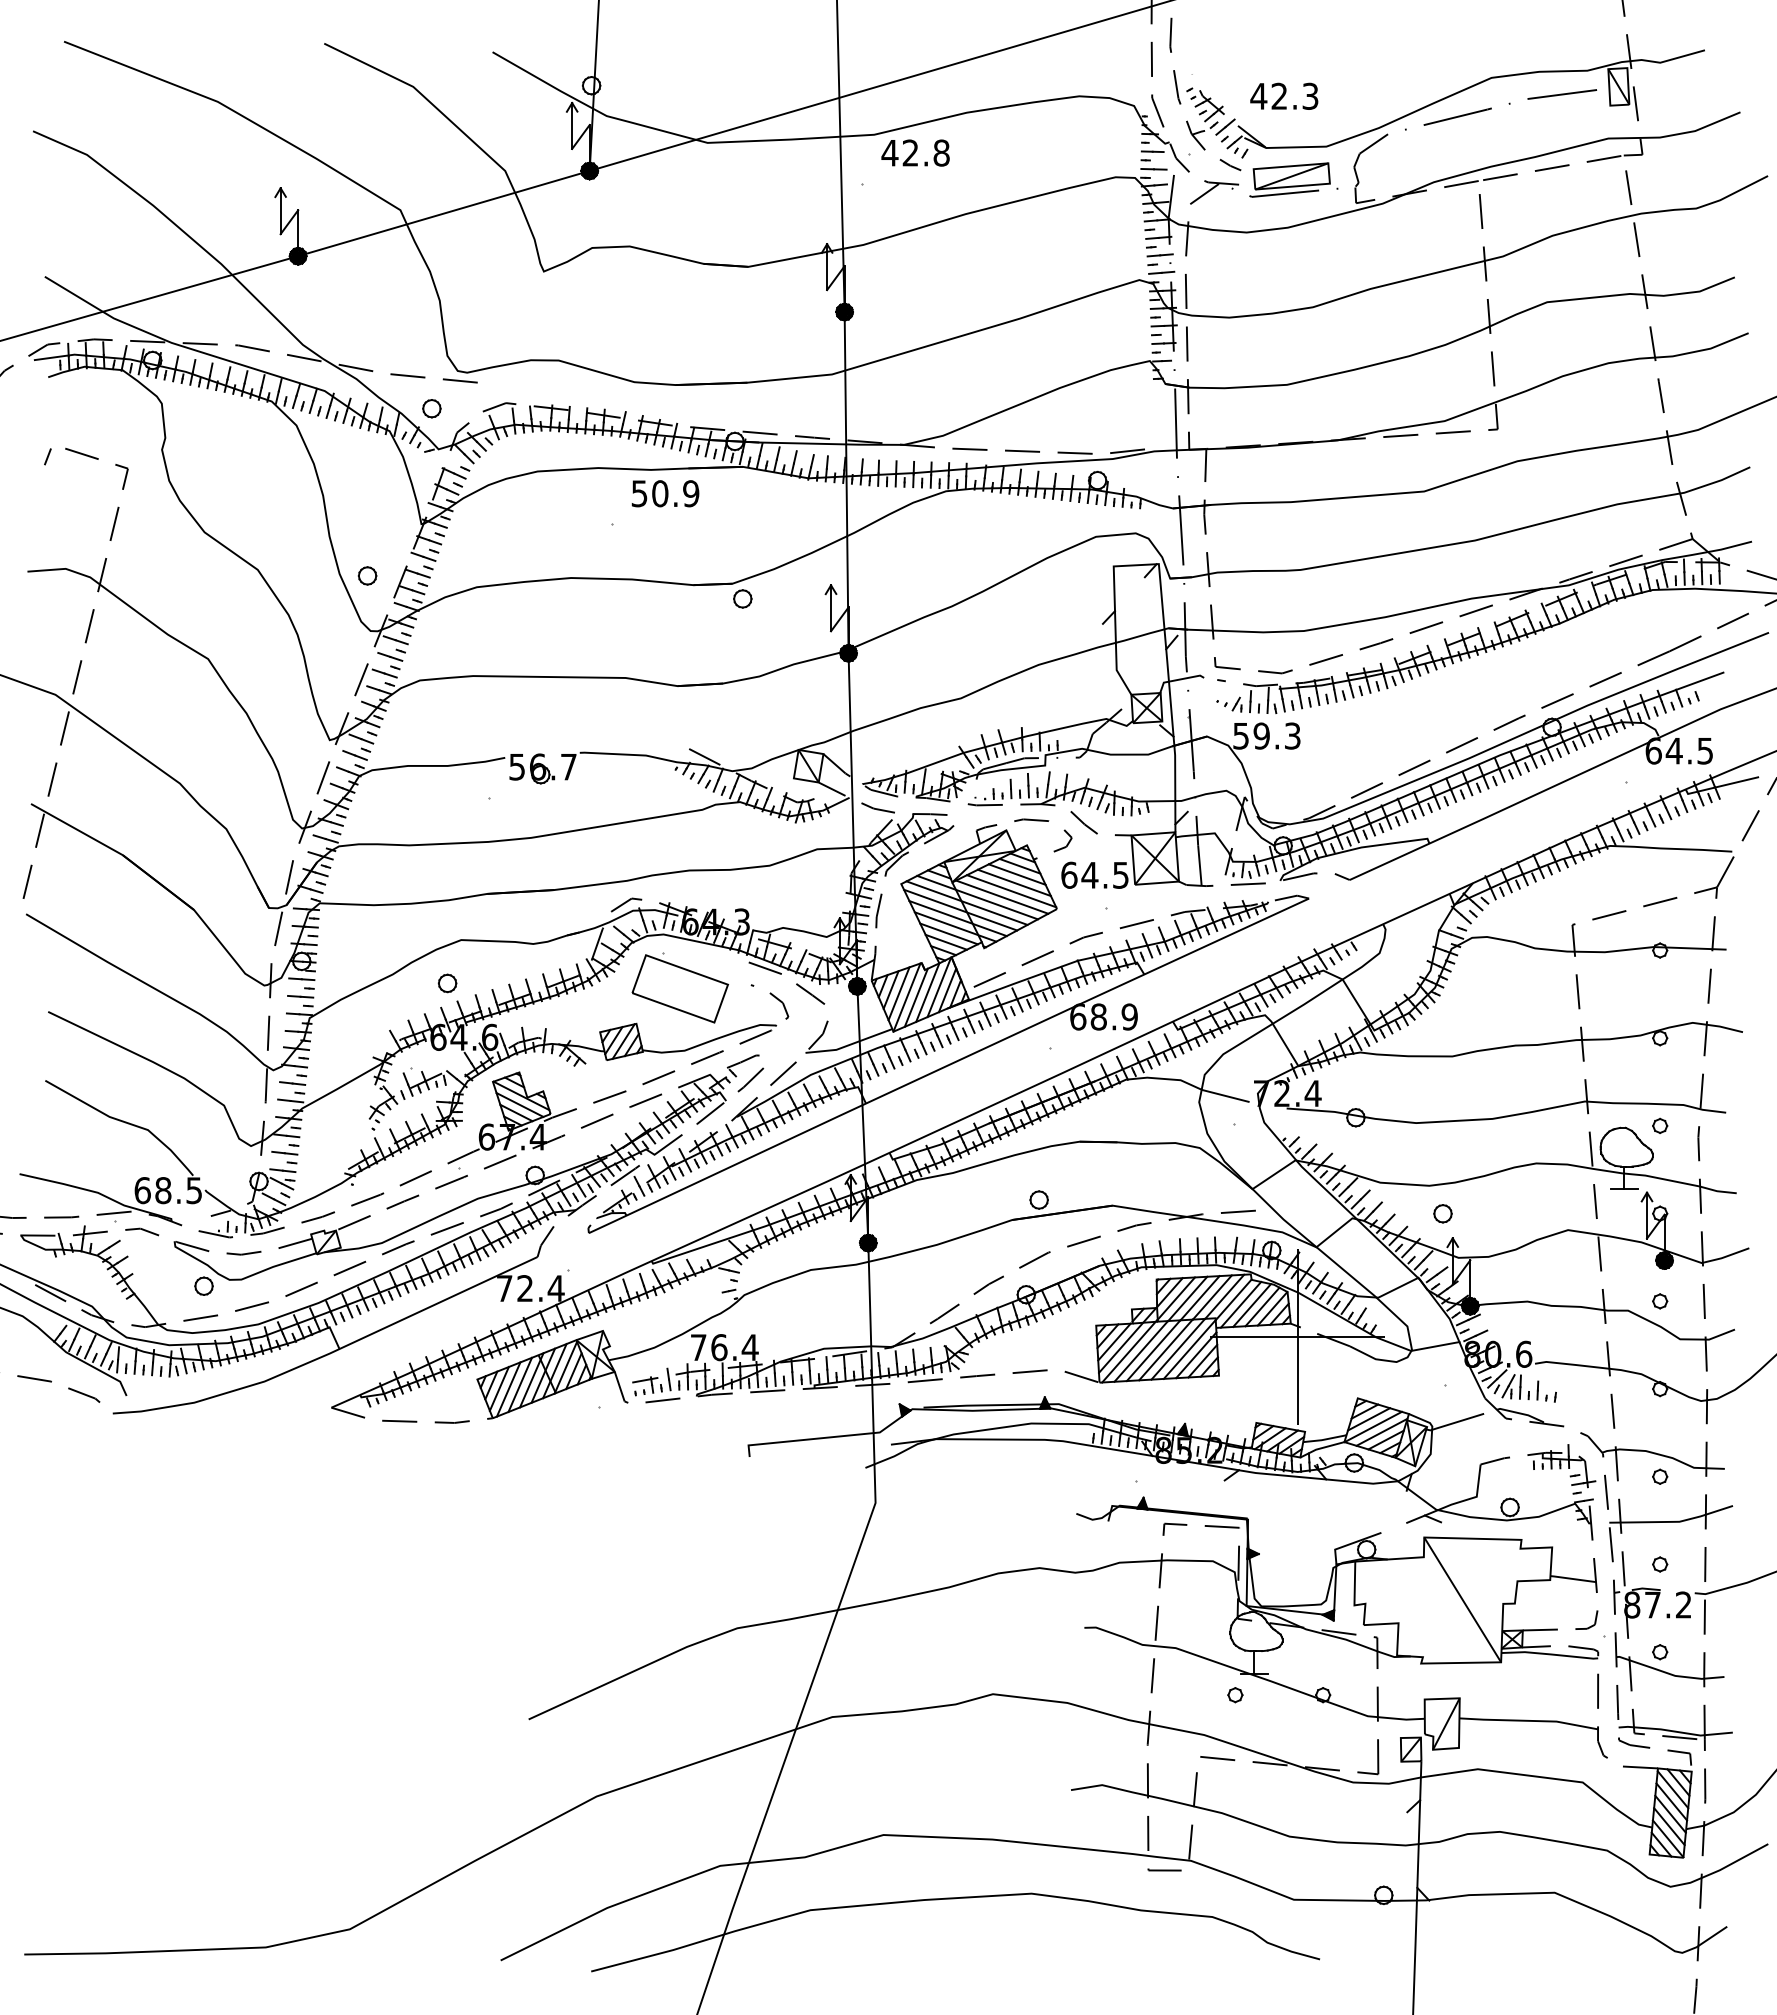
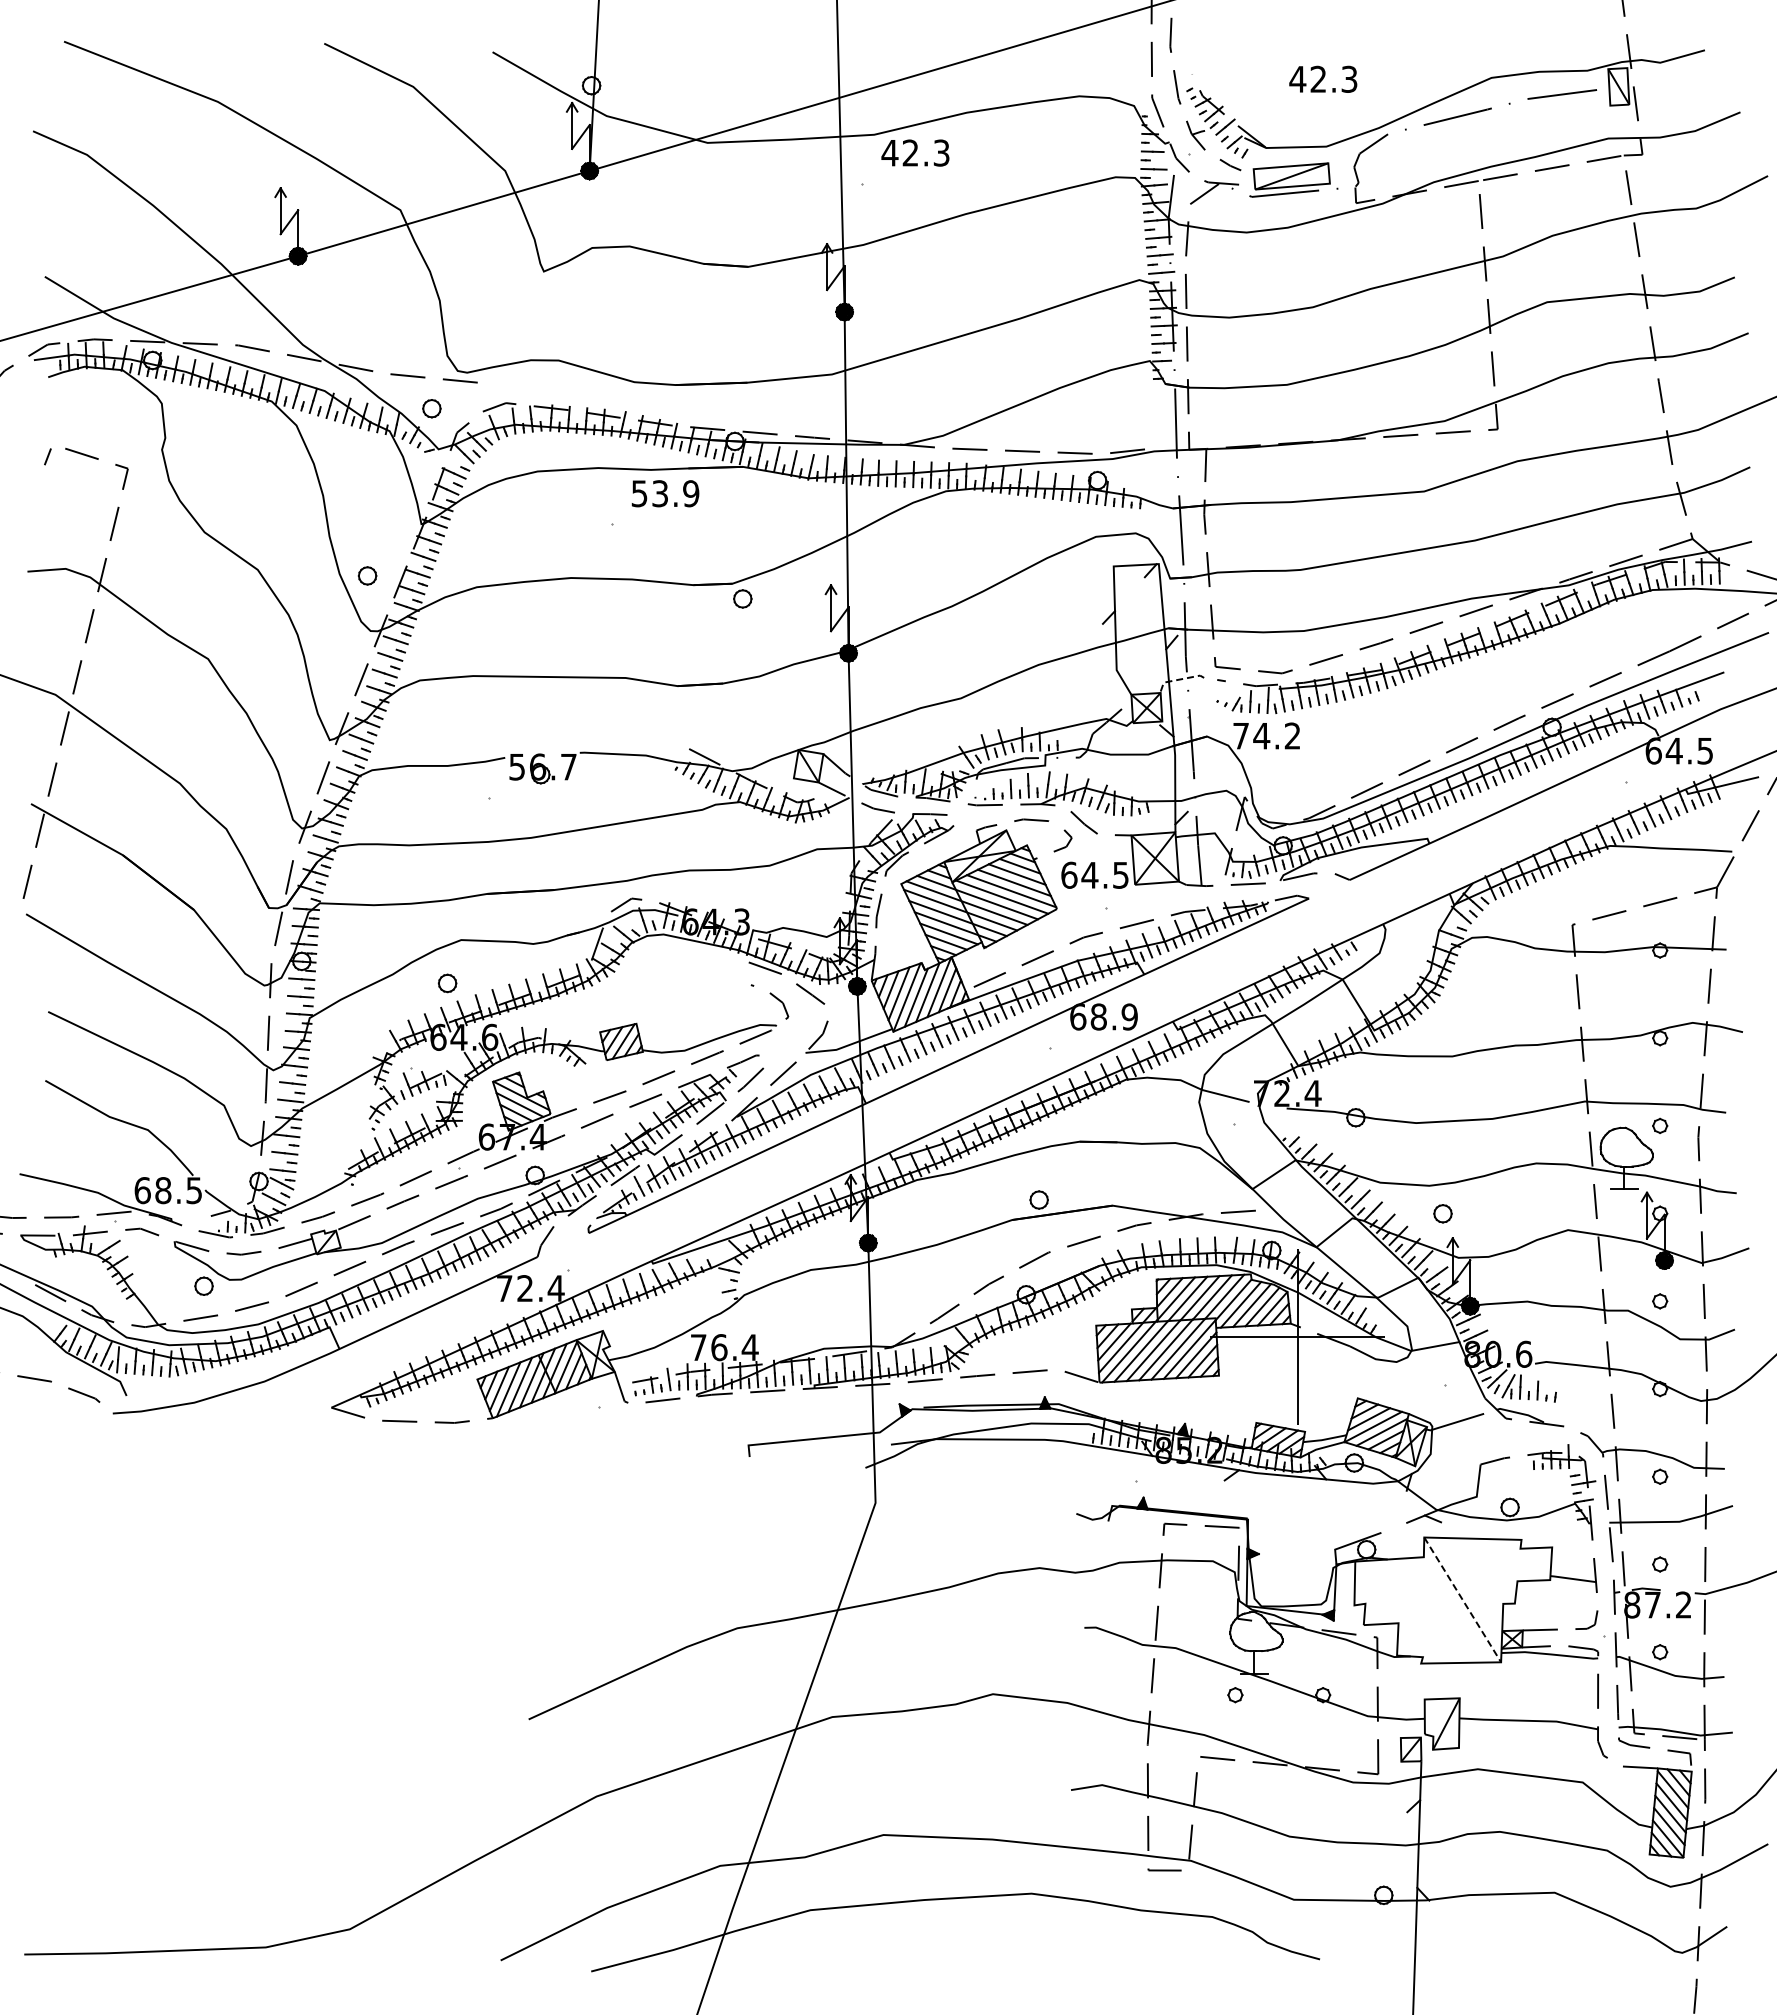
text position: (1284, 95) -> (1323, 78) (1323, 78)
text: 42.8 -> 42.3 (941, 152)
text: 50.9 -> 53.9 (660, 493)
line: solid -> dashed (1178, 679)
text: 59.3 -> 74.2 (1266, 735)
part: present -> none (679, 987)
line: solid -> dashed (1462, 1600)
